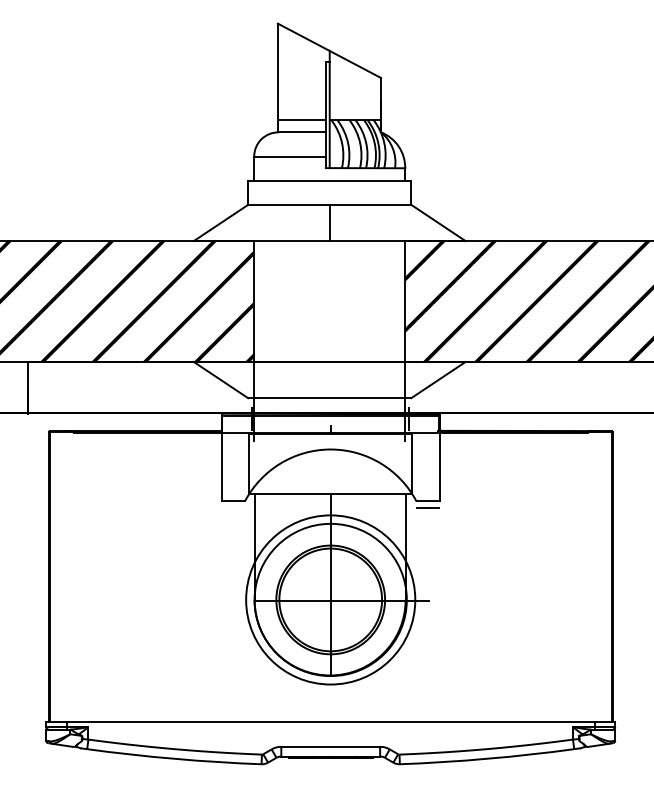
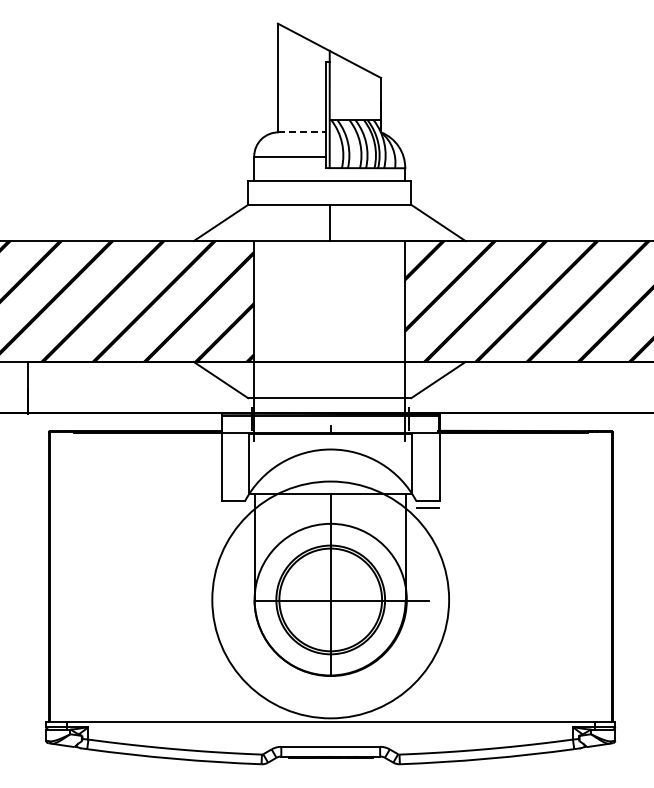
line: present -> none (301, 120)
line: solid -> dashed (301, 132)
circle diameter: 169 px -> 237 px (330, 599)
